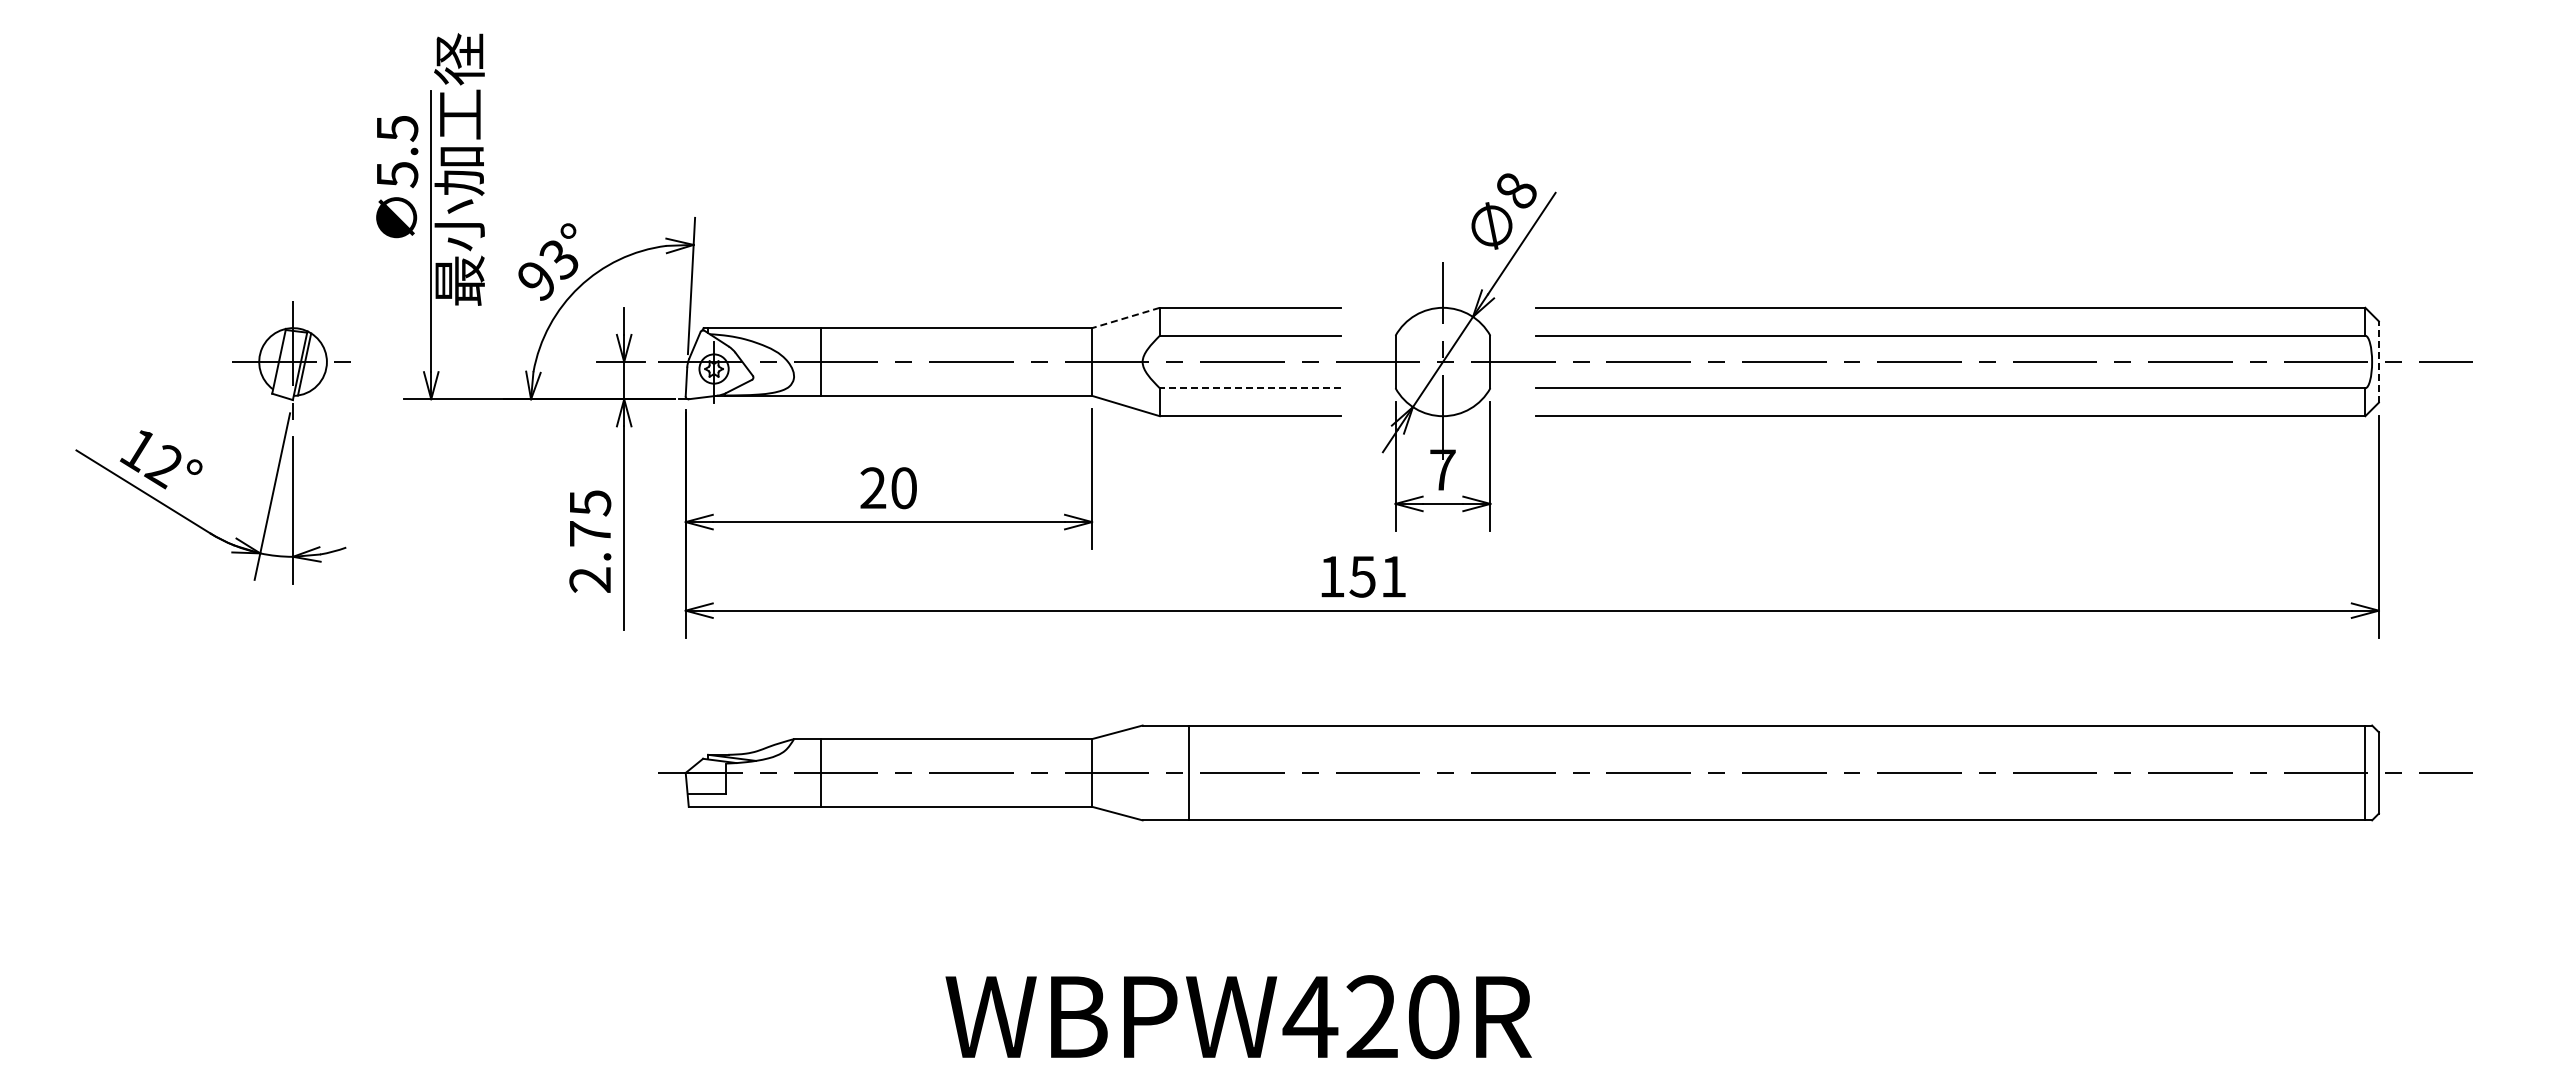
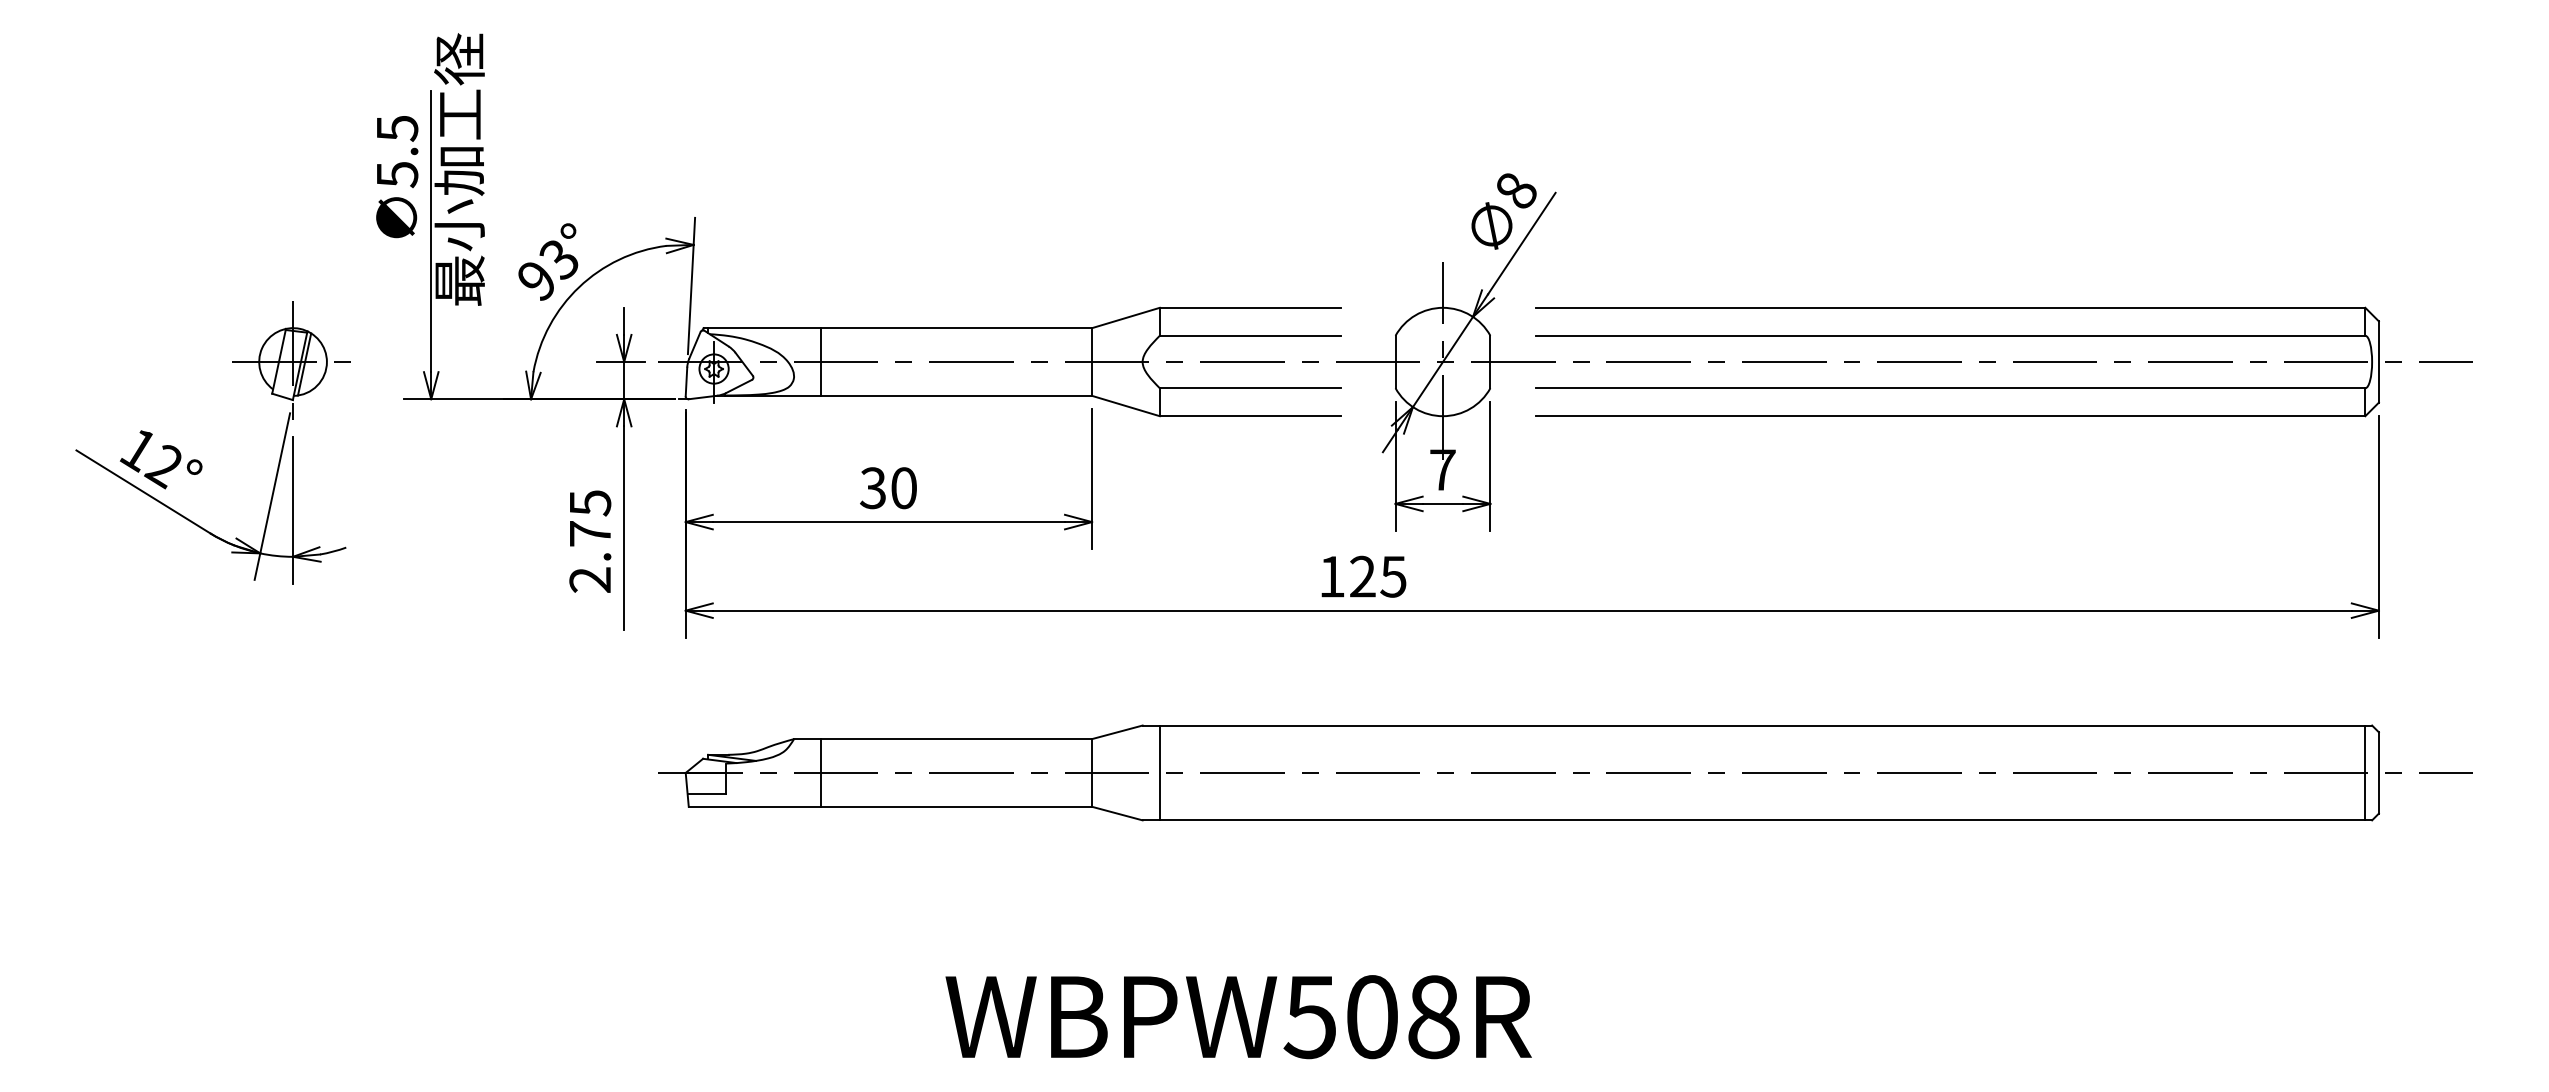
line: dashed -> solid (1125, 318)
line: dashed -> solid (2378, 362)
line: dashed -> solid (1250, 388)
text: 20 -> 30 (873, 488)
text: 151 -> 125 (1377, 576)
line position: (1188, 772) -> (1159, 772) (1159, 772)
text: WBPW420R -> WBPW508R (1370, 1017)
